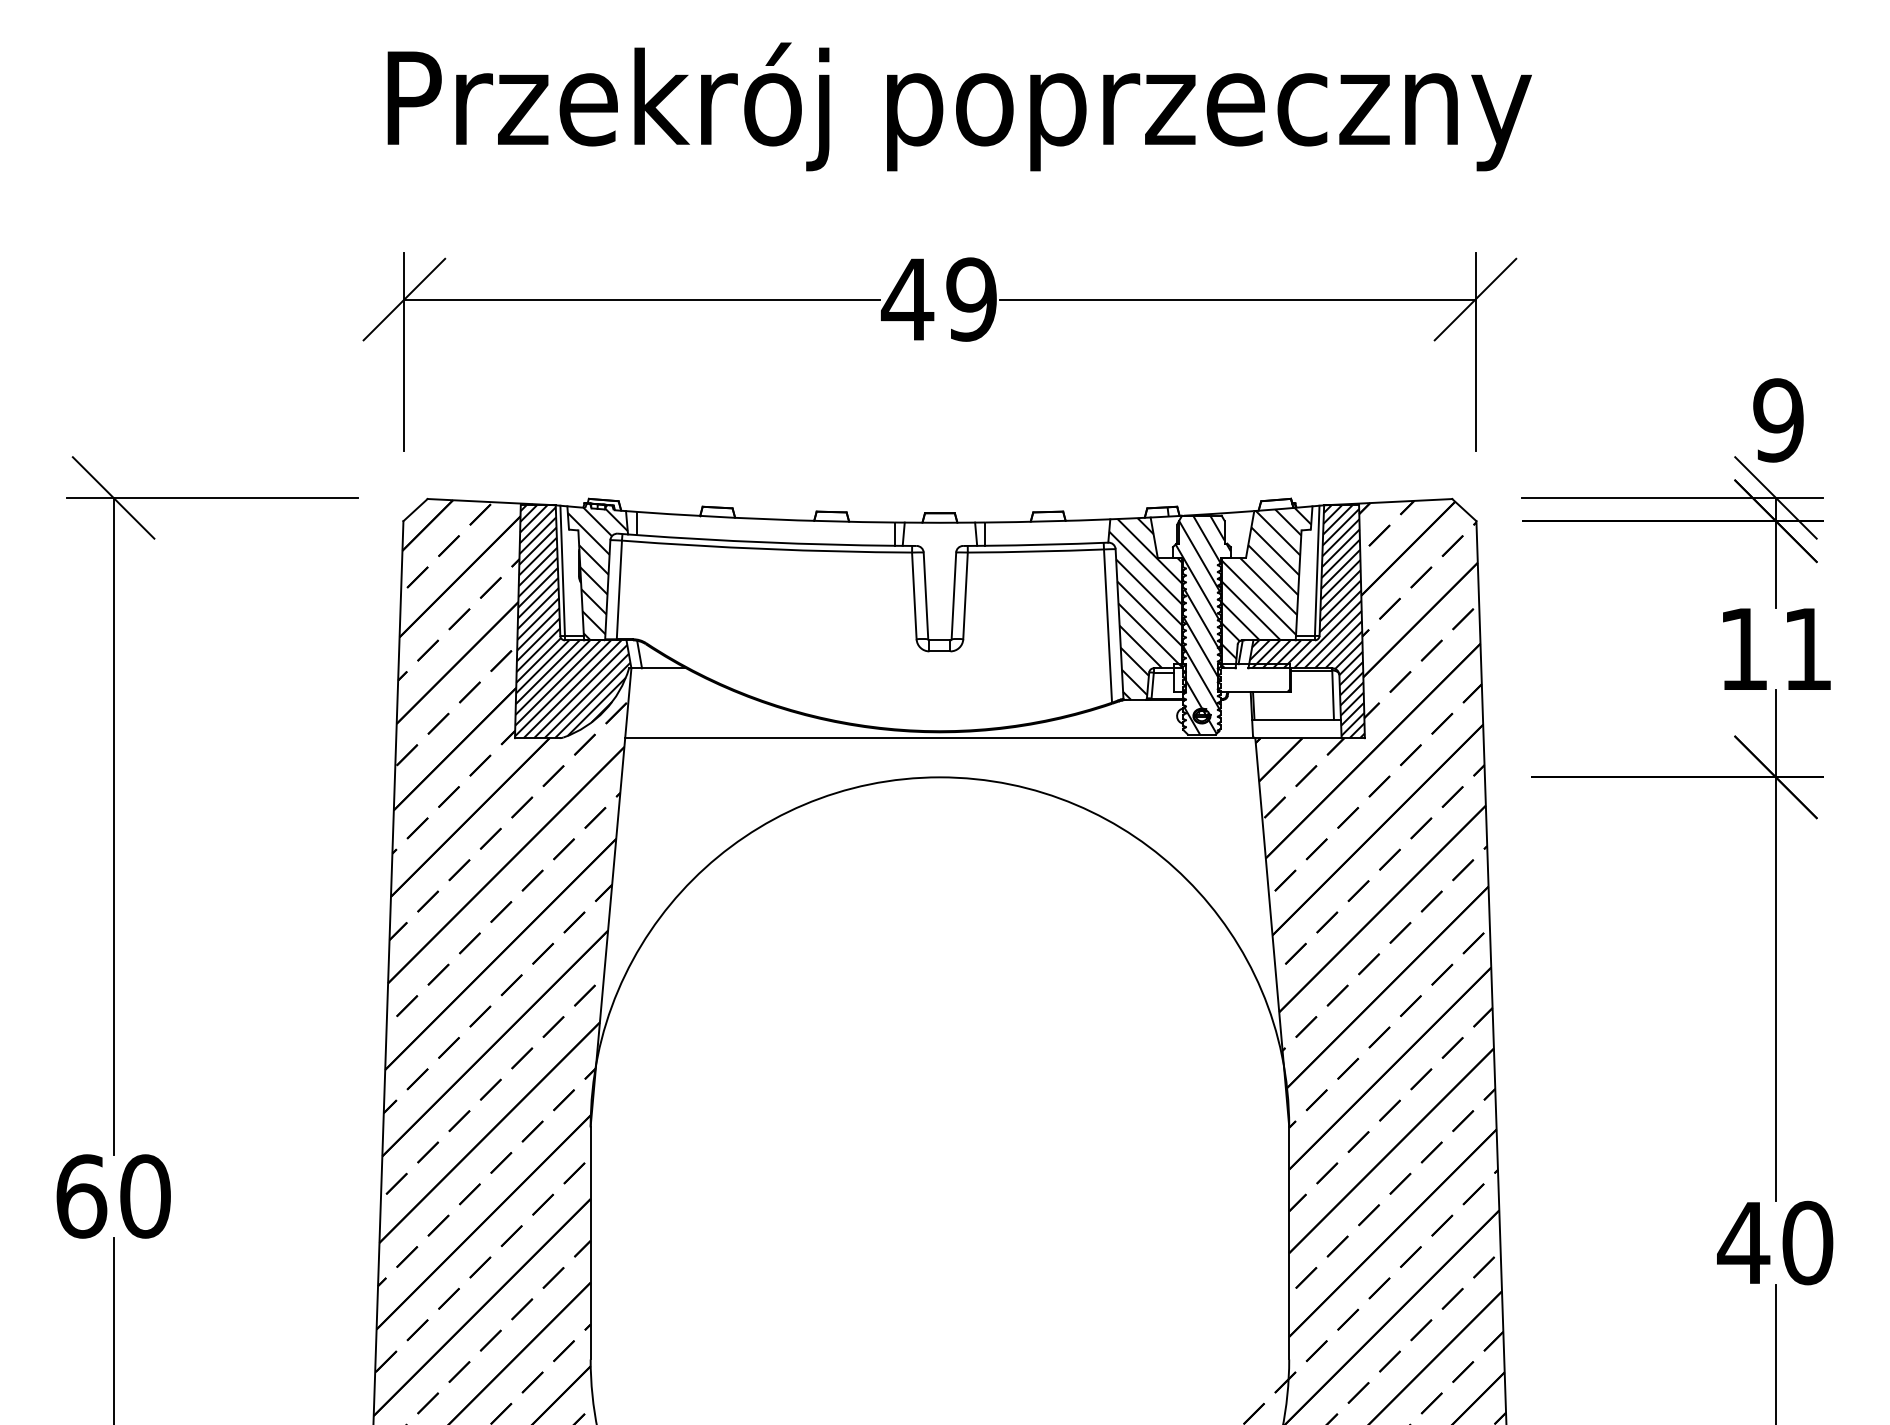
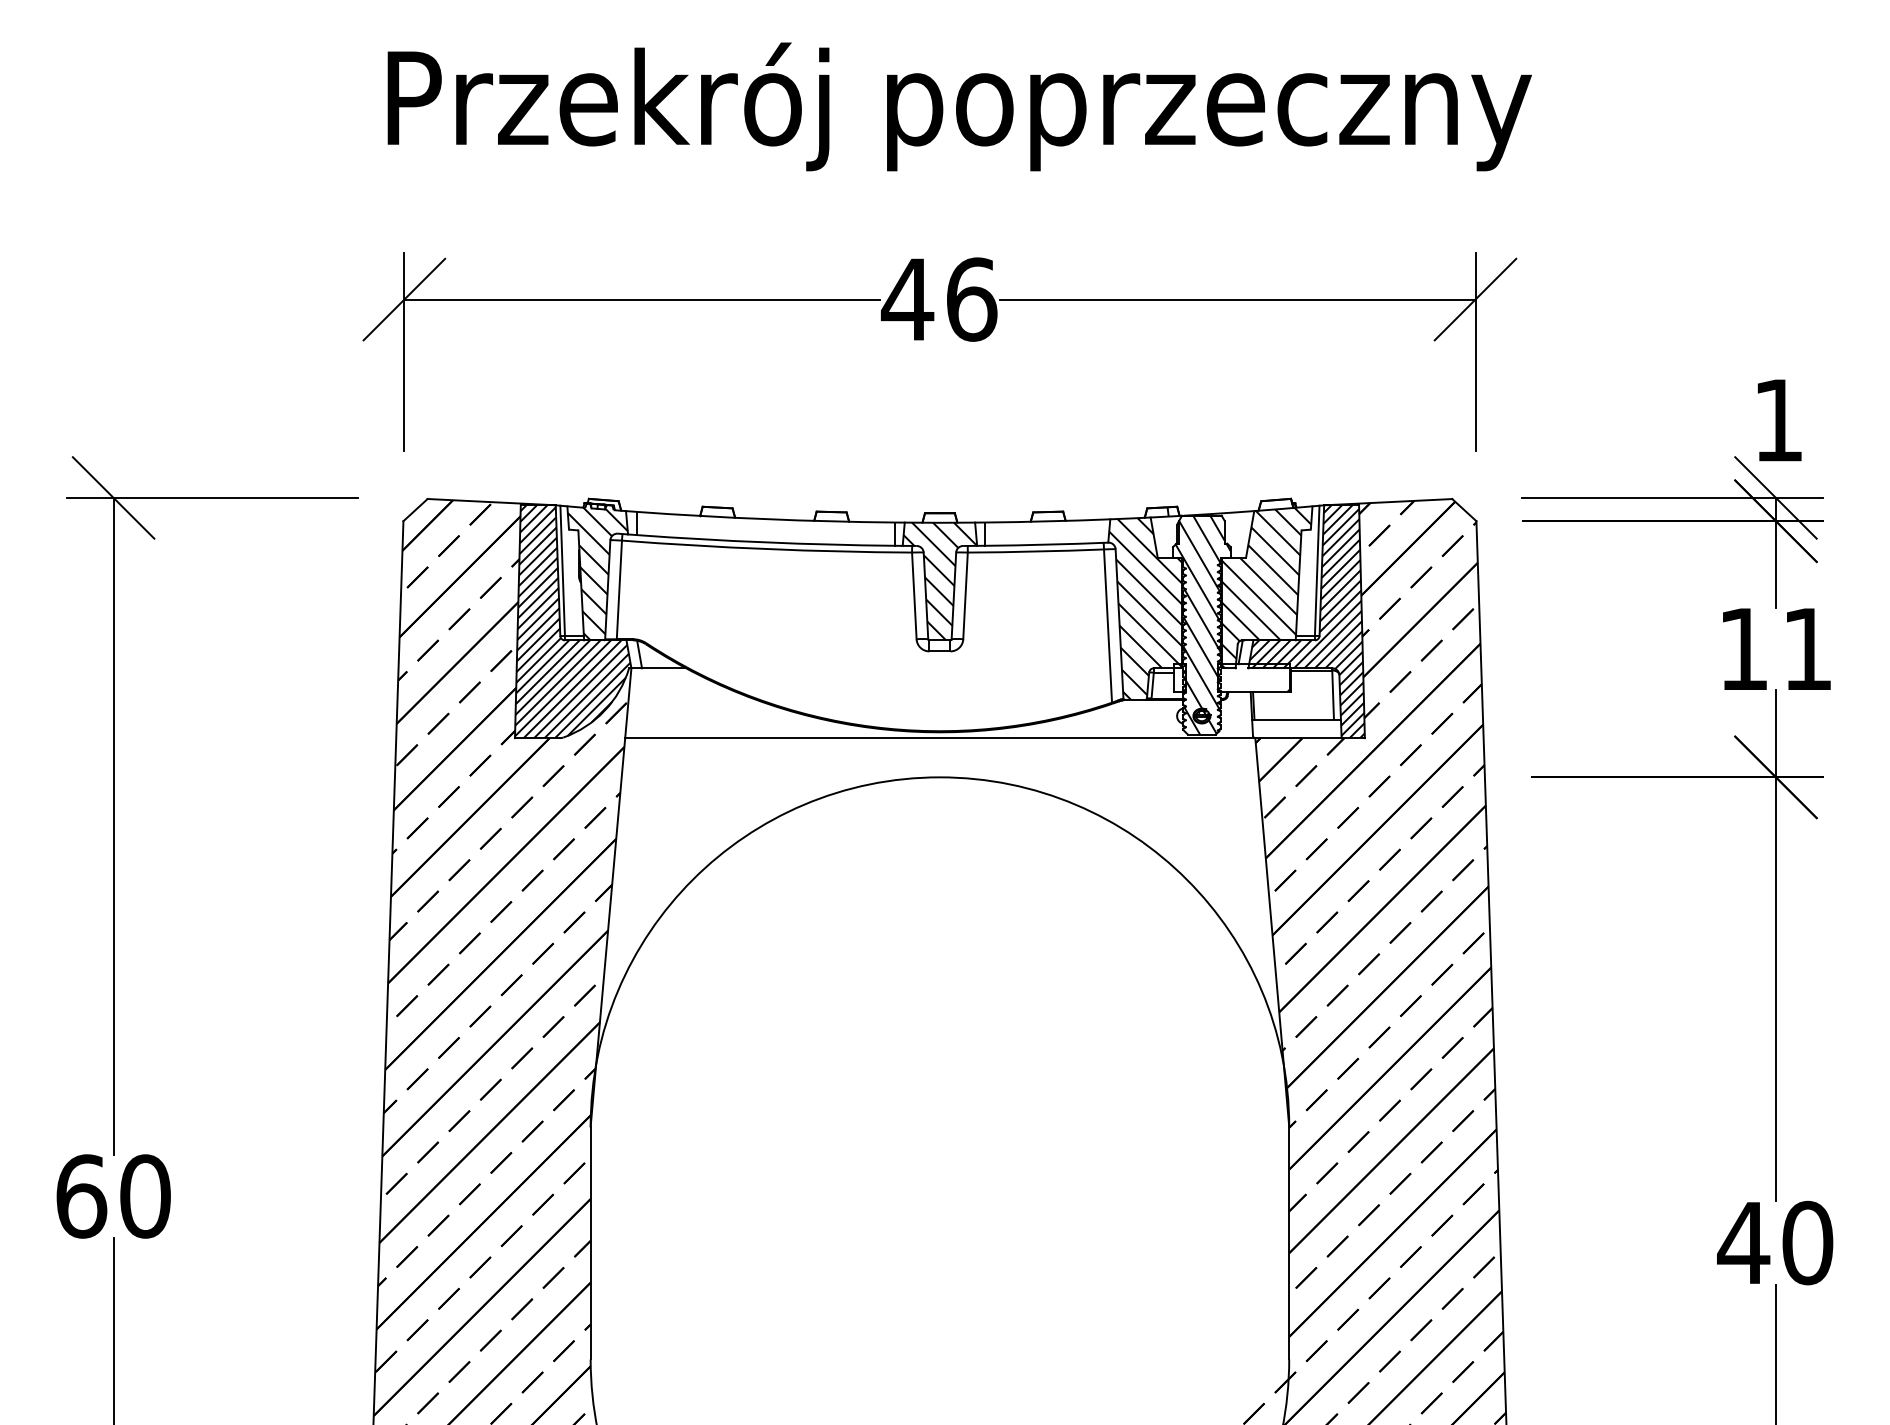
text: 49 -> 46 (971, 299)
text: 9 -> 1 (1778, 420)
hatch: none -> present (940, 581)
